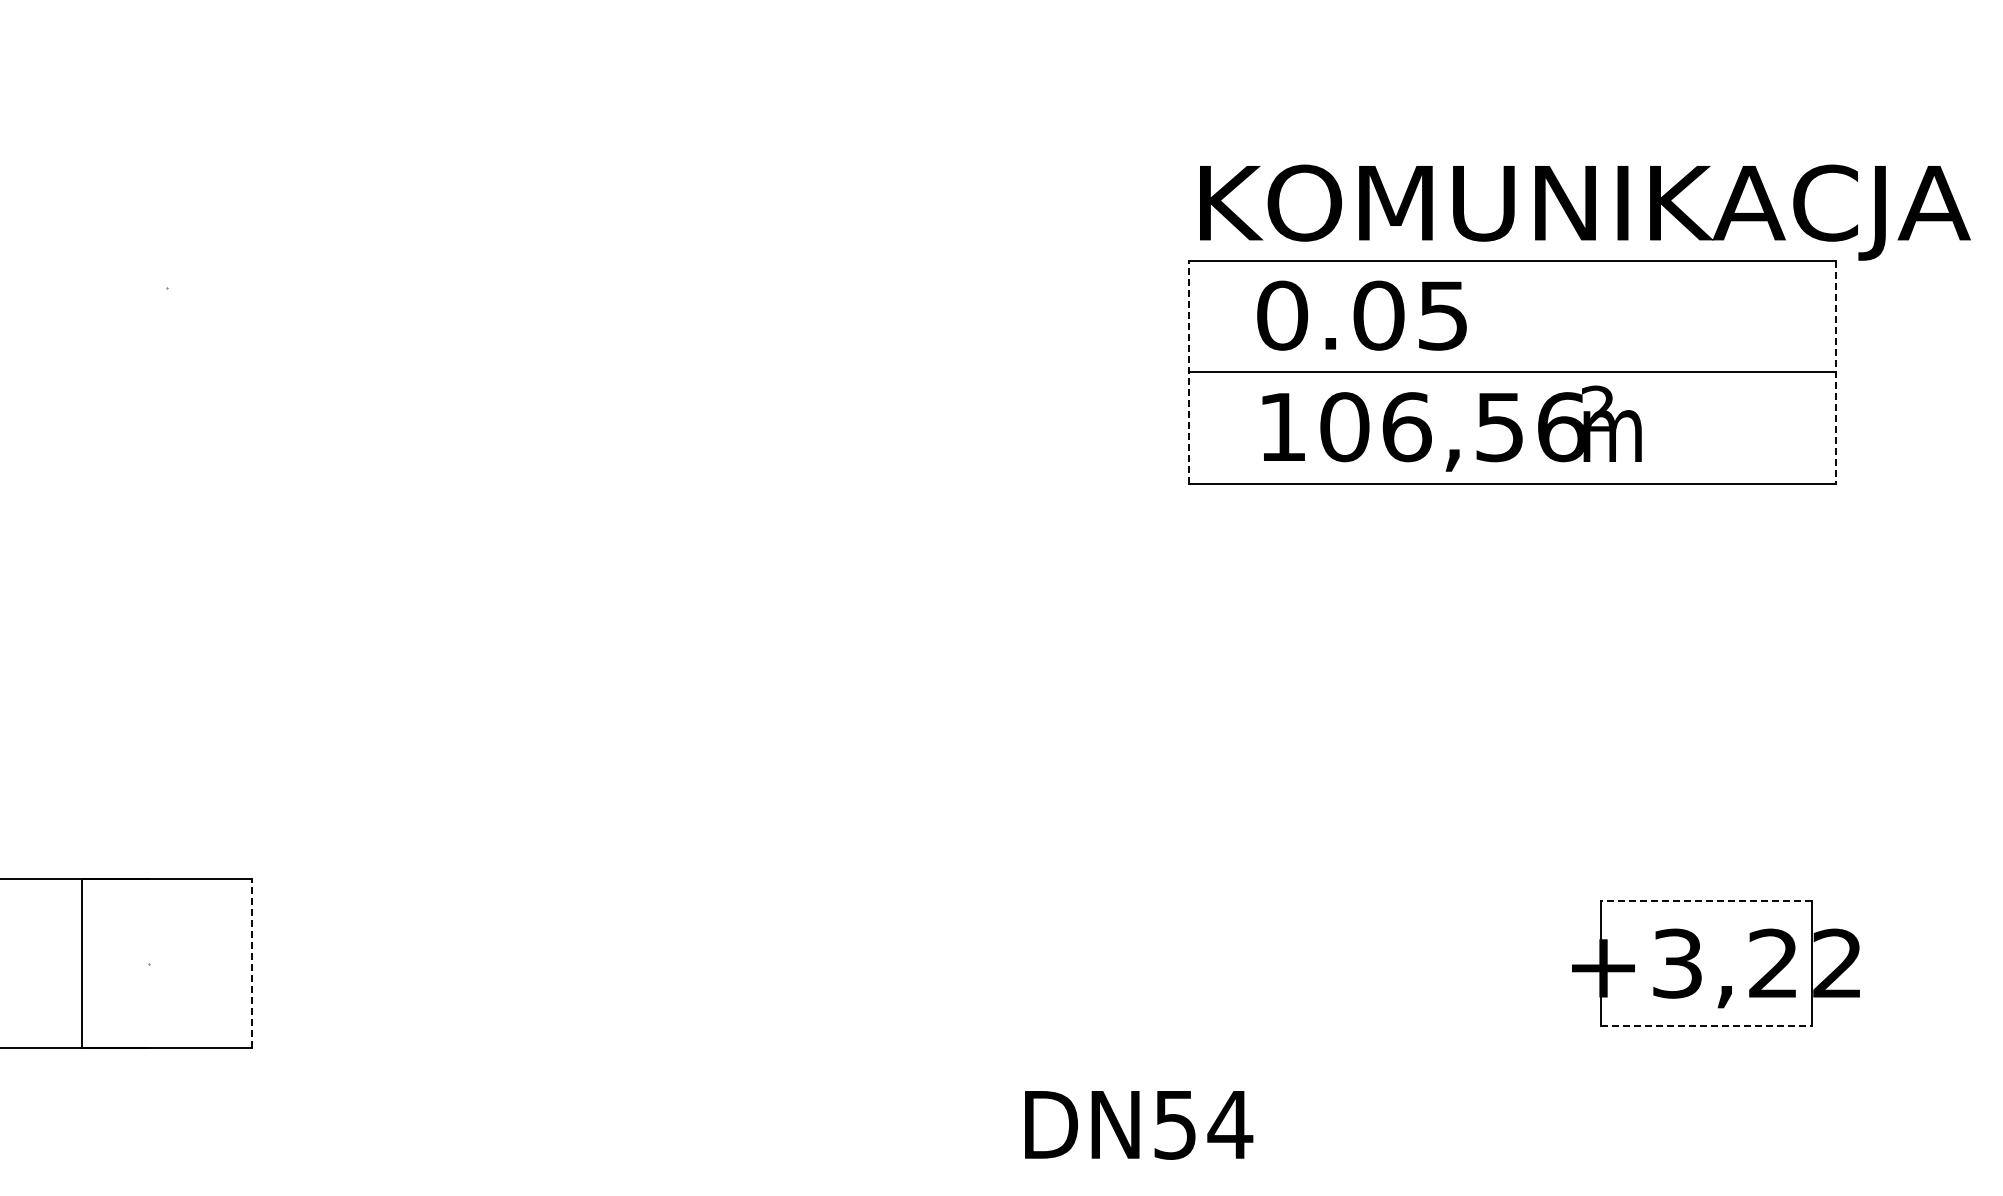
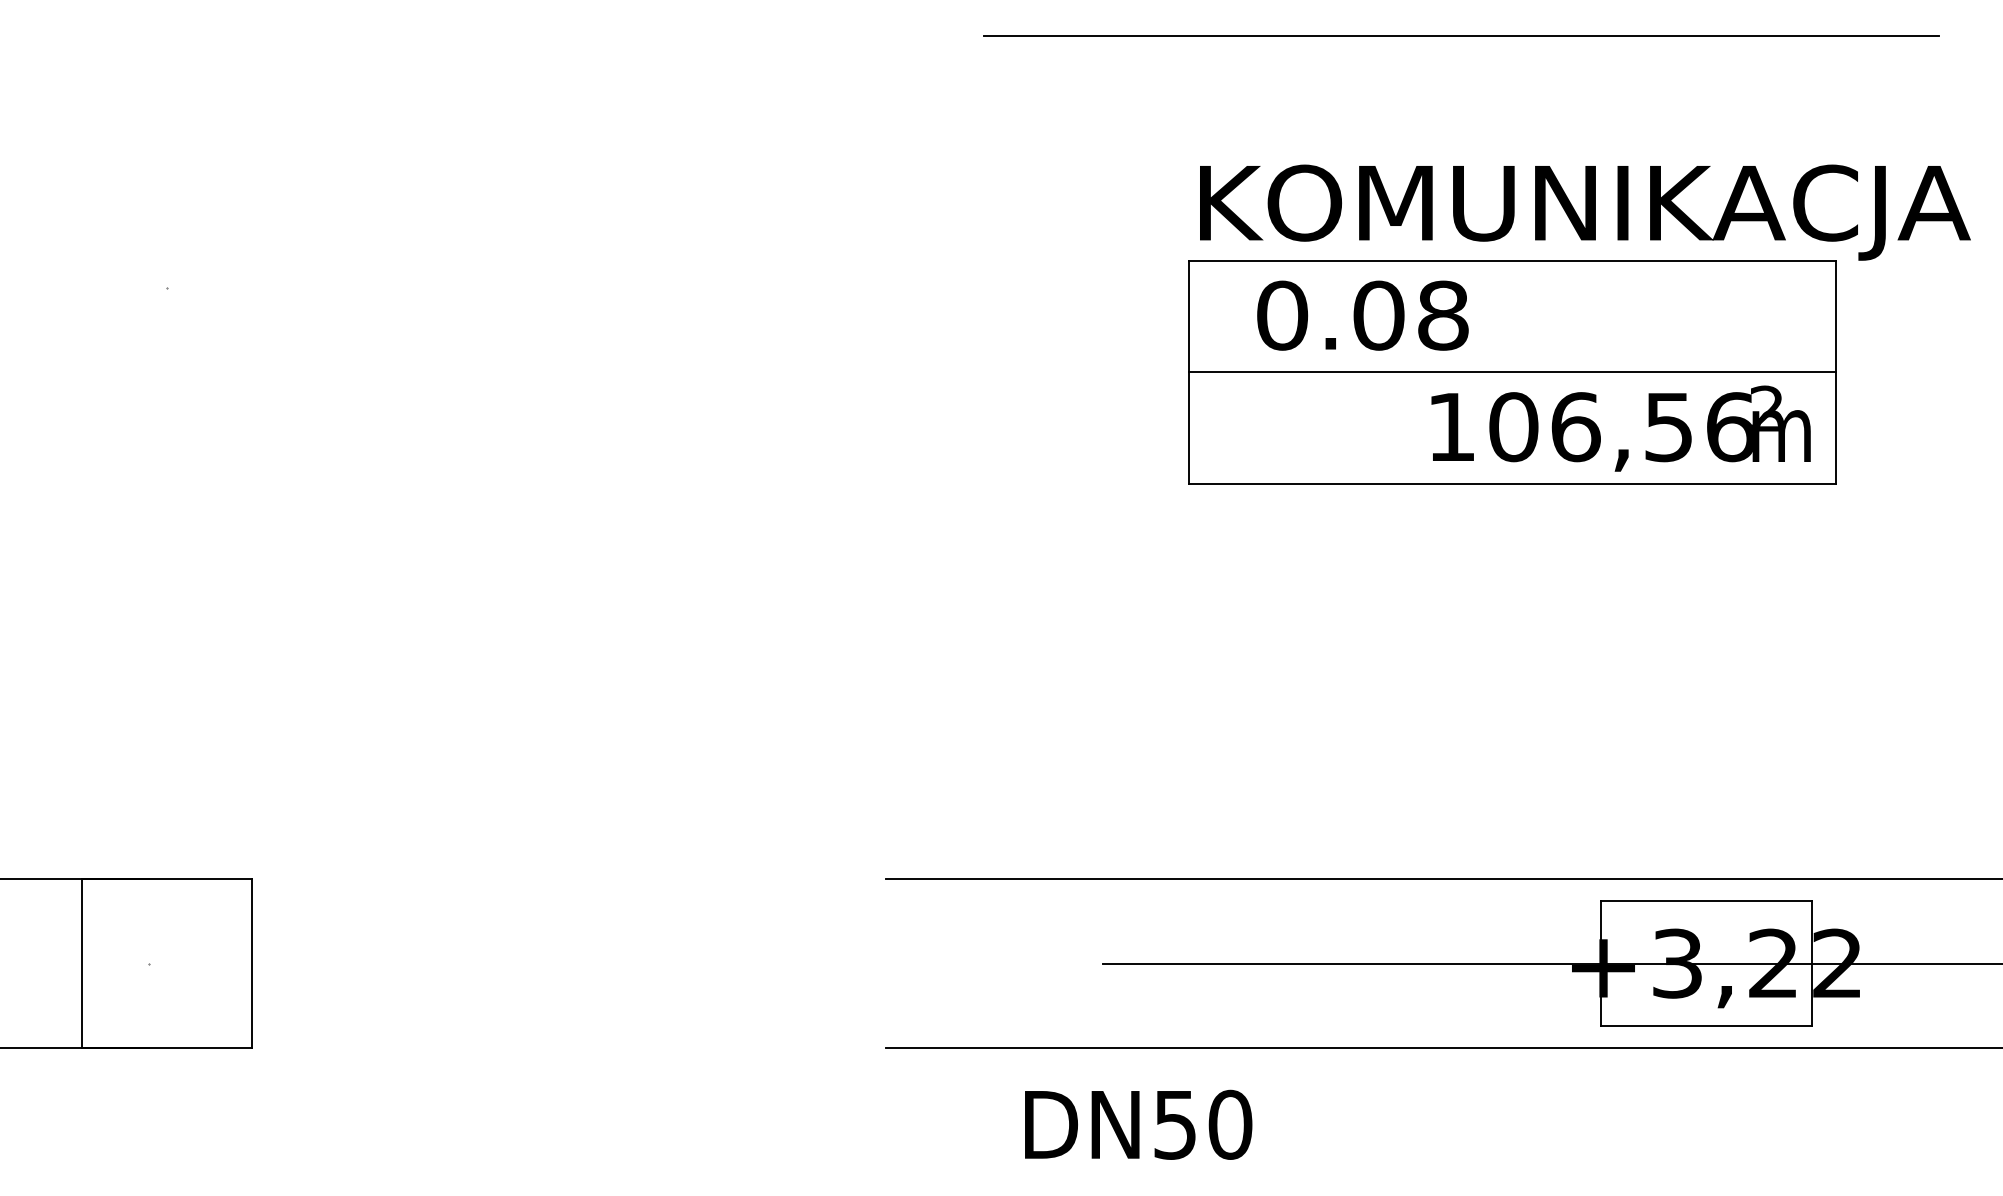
line: none -> present (1461, 36)
text: 0.05 -> 0.08 (1443, 315)
line: dashed -> solid (1189, 371)
line: dashed -> solid (1835, 372)
text position: (1451, 428) -> (1620, 428) (1620, 428)
line: none -> present (1442, 879)
line: dashed -> solid (1705, 901)
line: dashed -> solid (251, 963)
line: none -> present (1551, 963)
line: dashed -> solid (1706, 1026)
line: none -> present (1442, 1048)
text: DN54 -> DN50 (1230, 1124)
